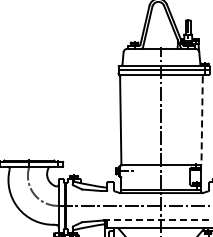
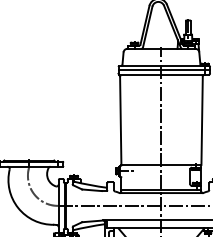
line: dashed -> solid (202, 121)
line: dashed -> solid (158, 220)
